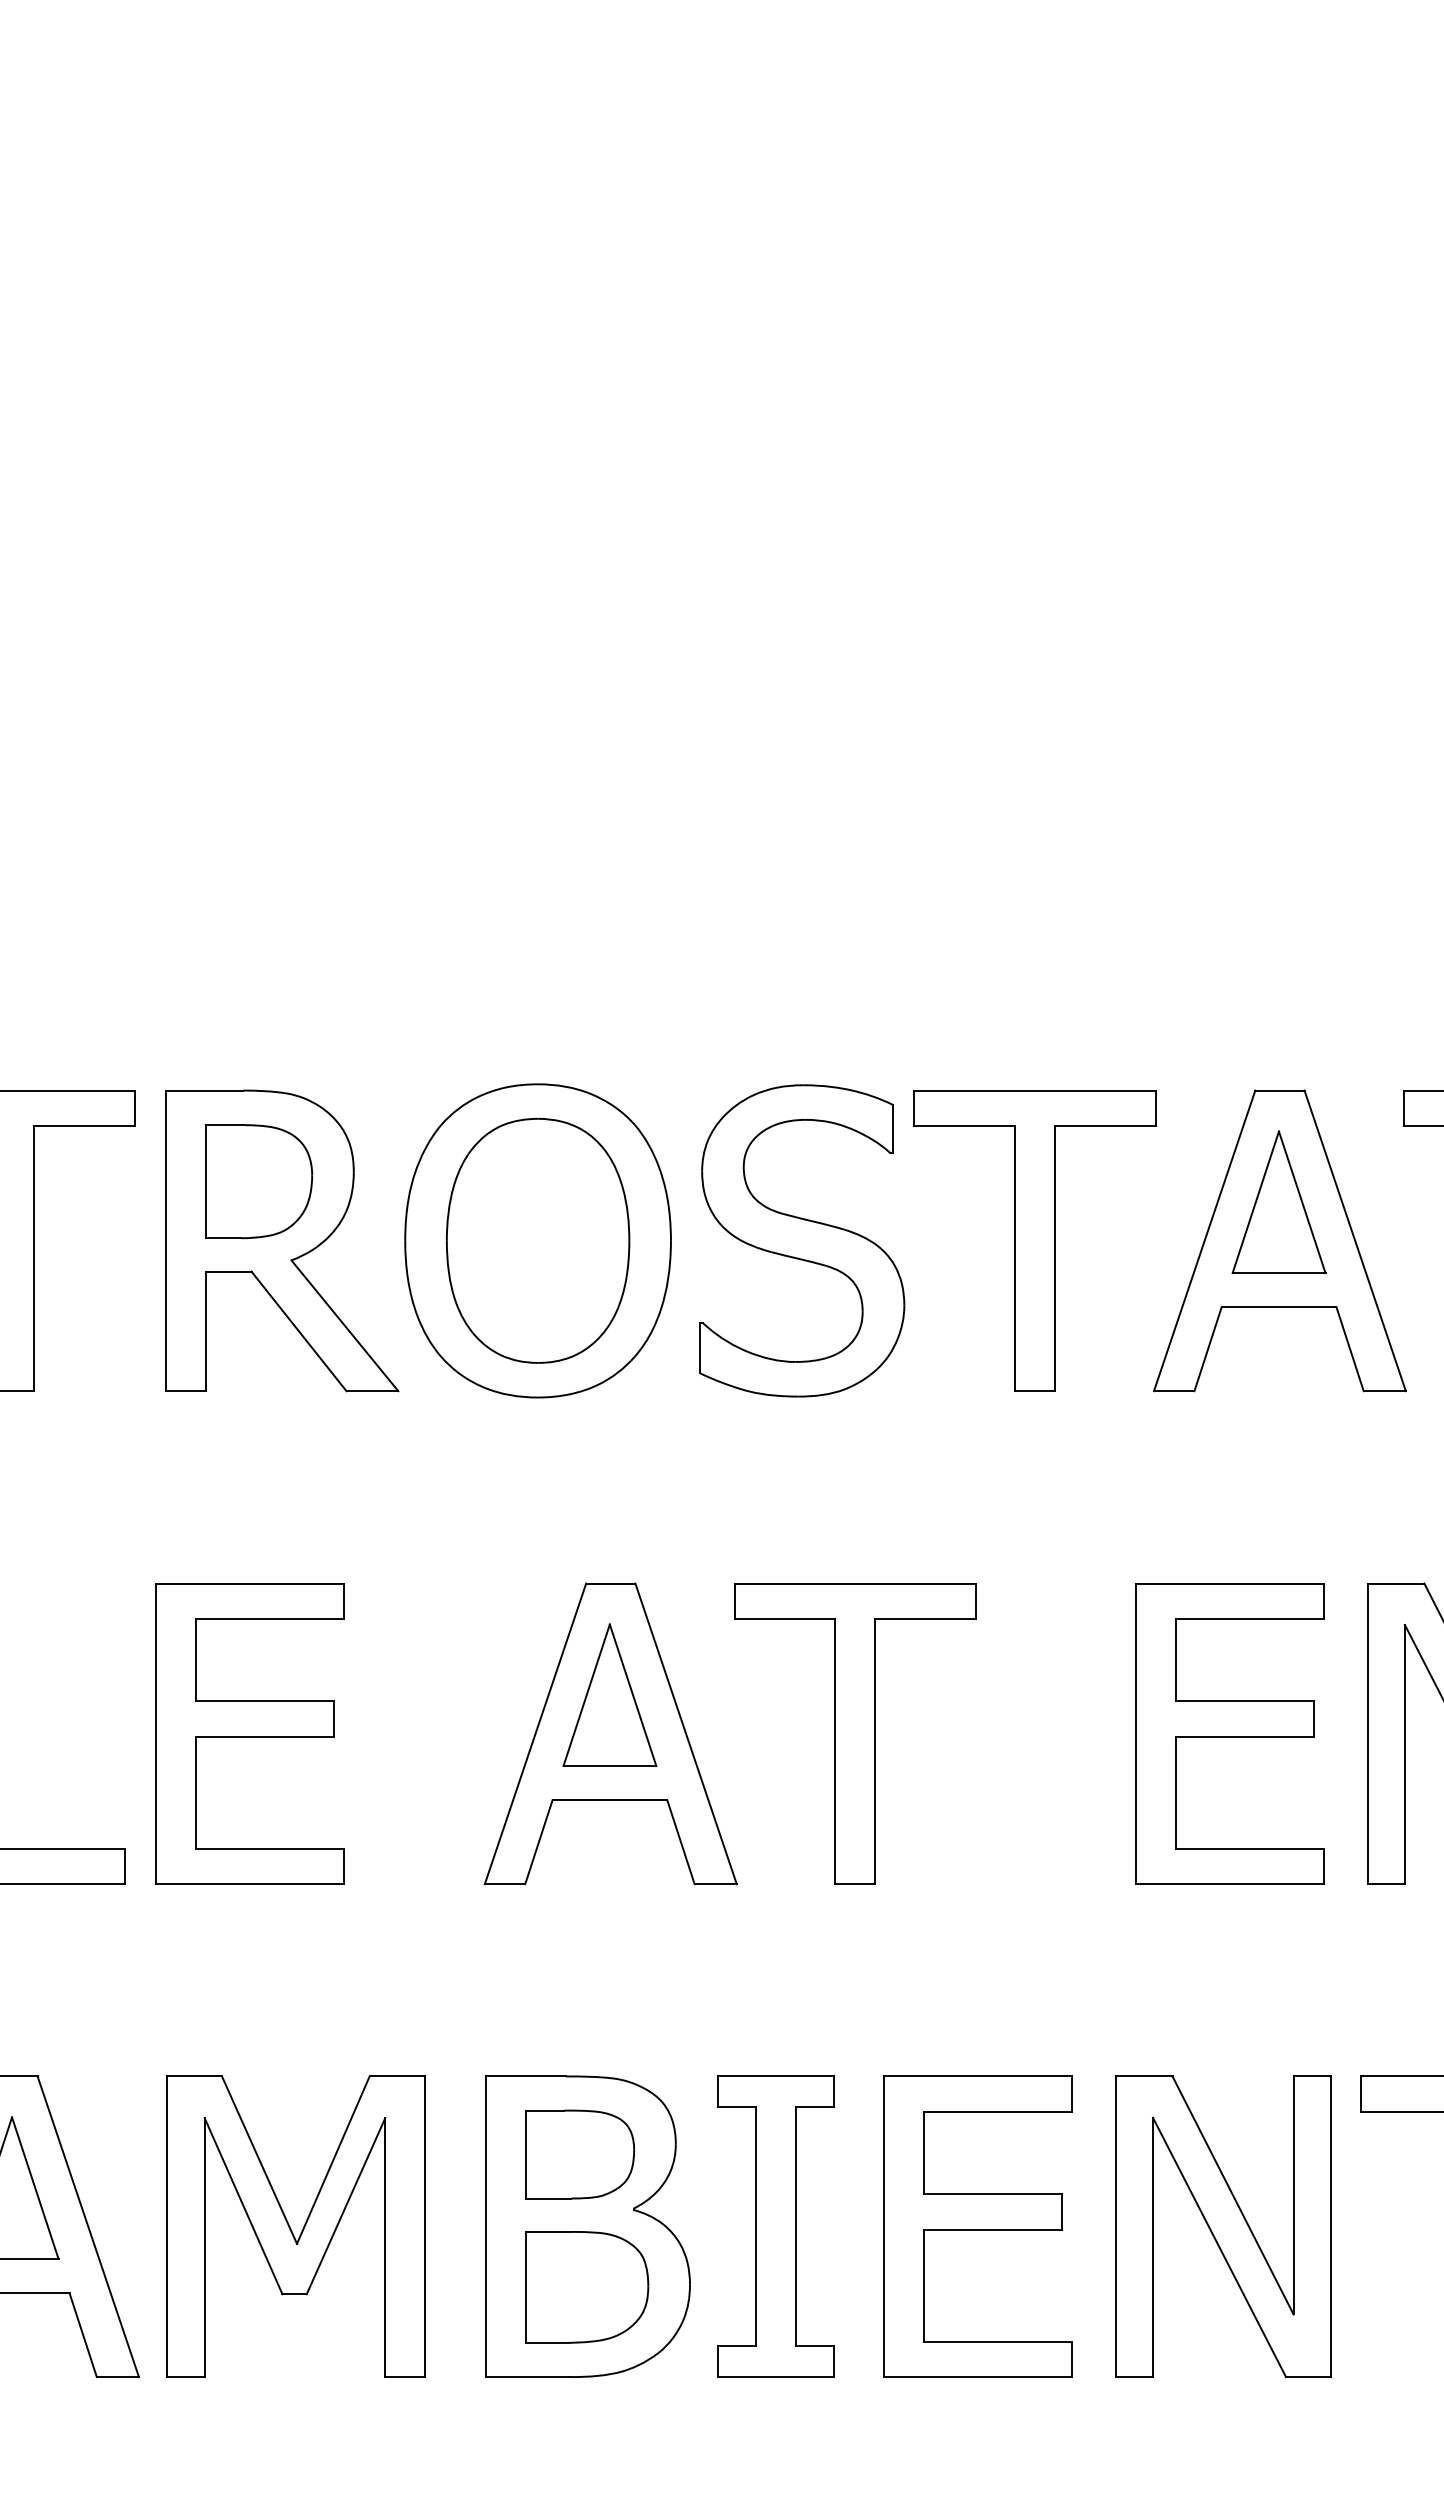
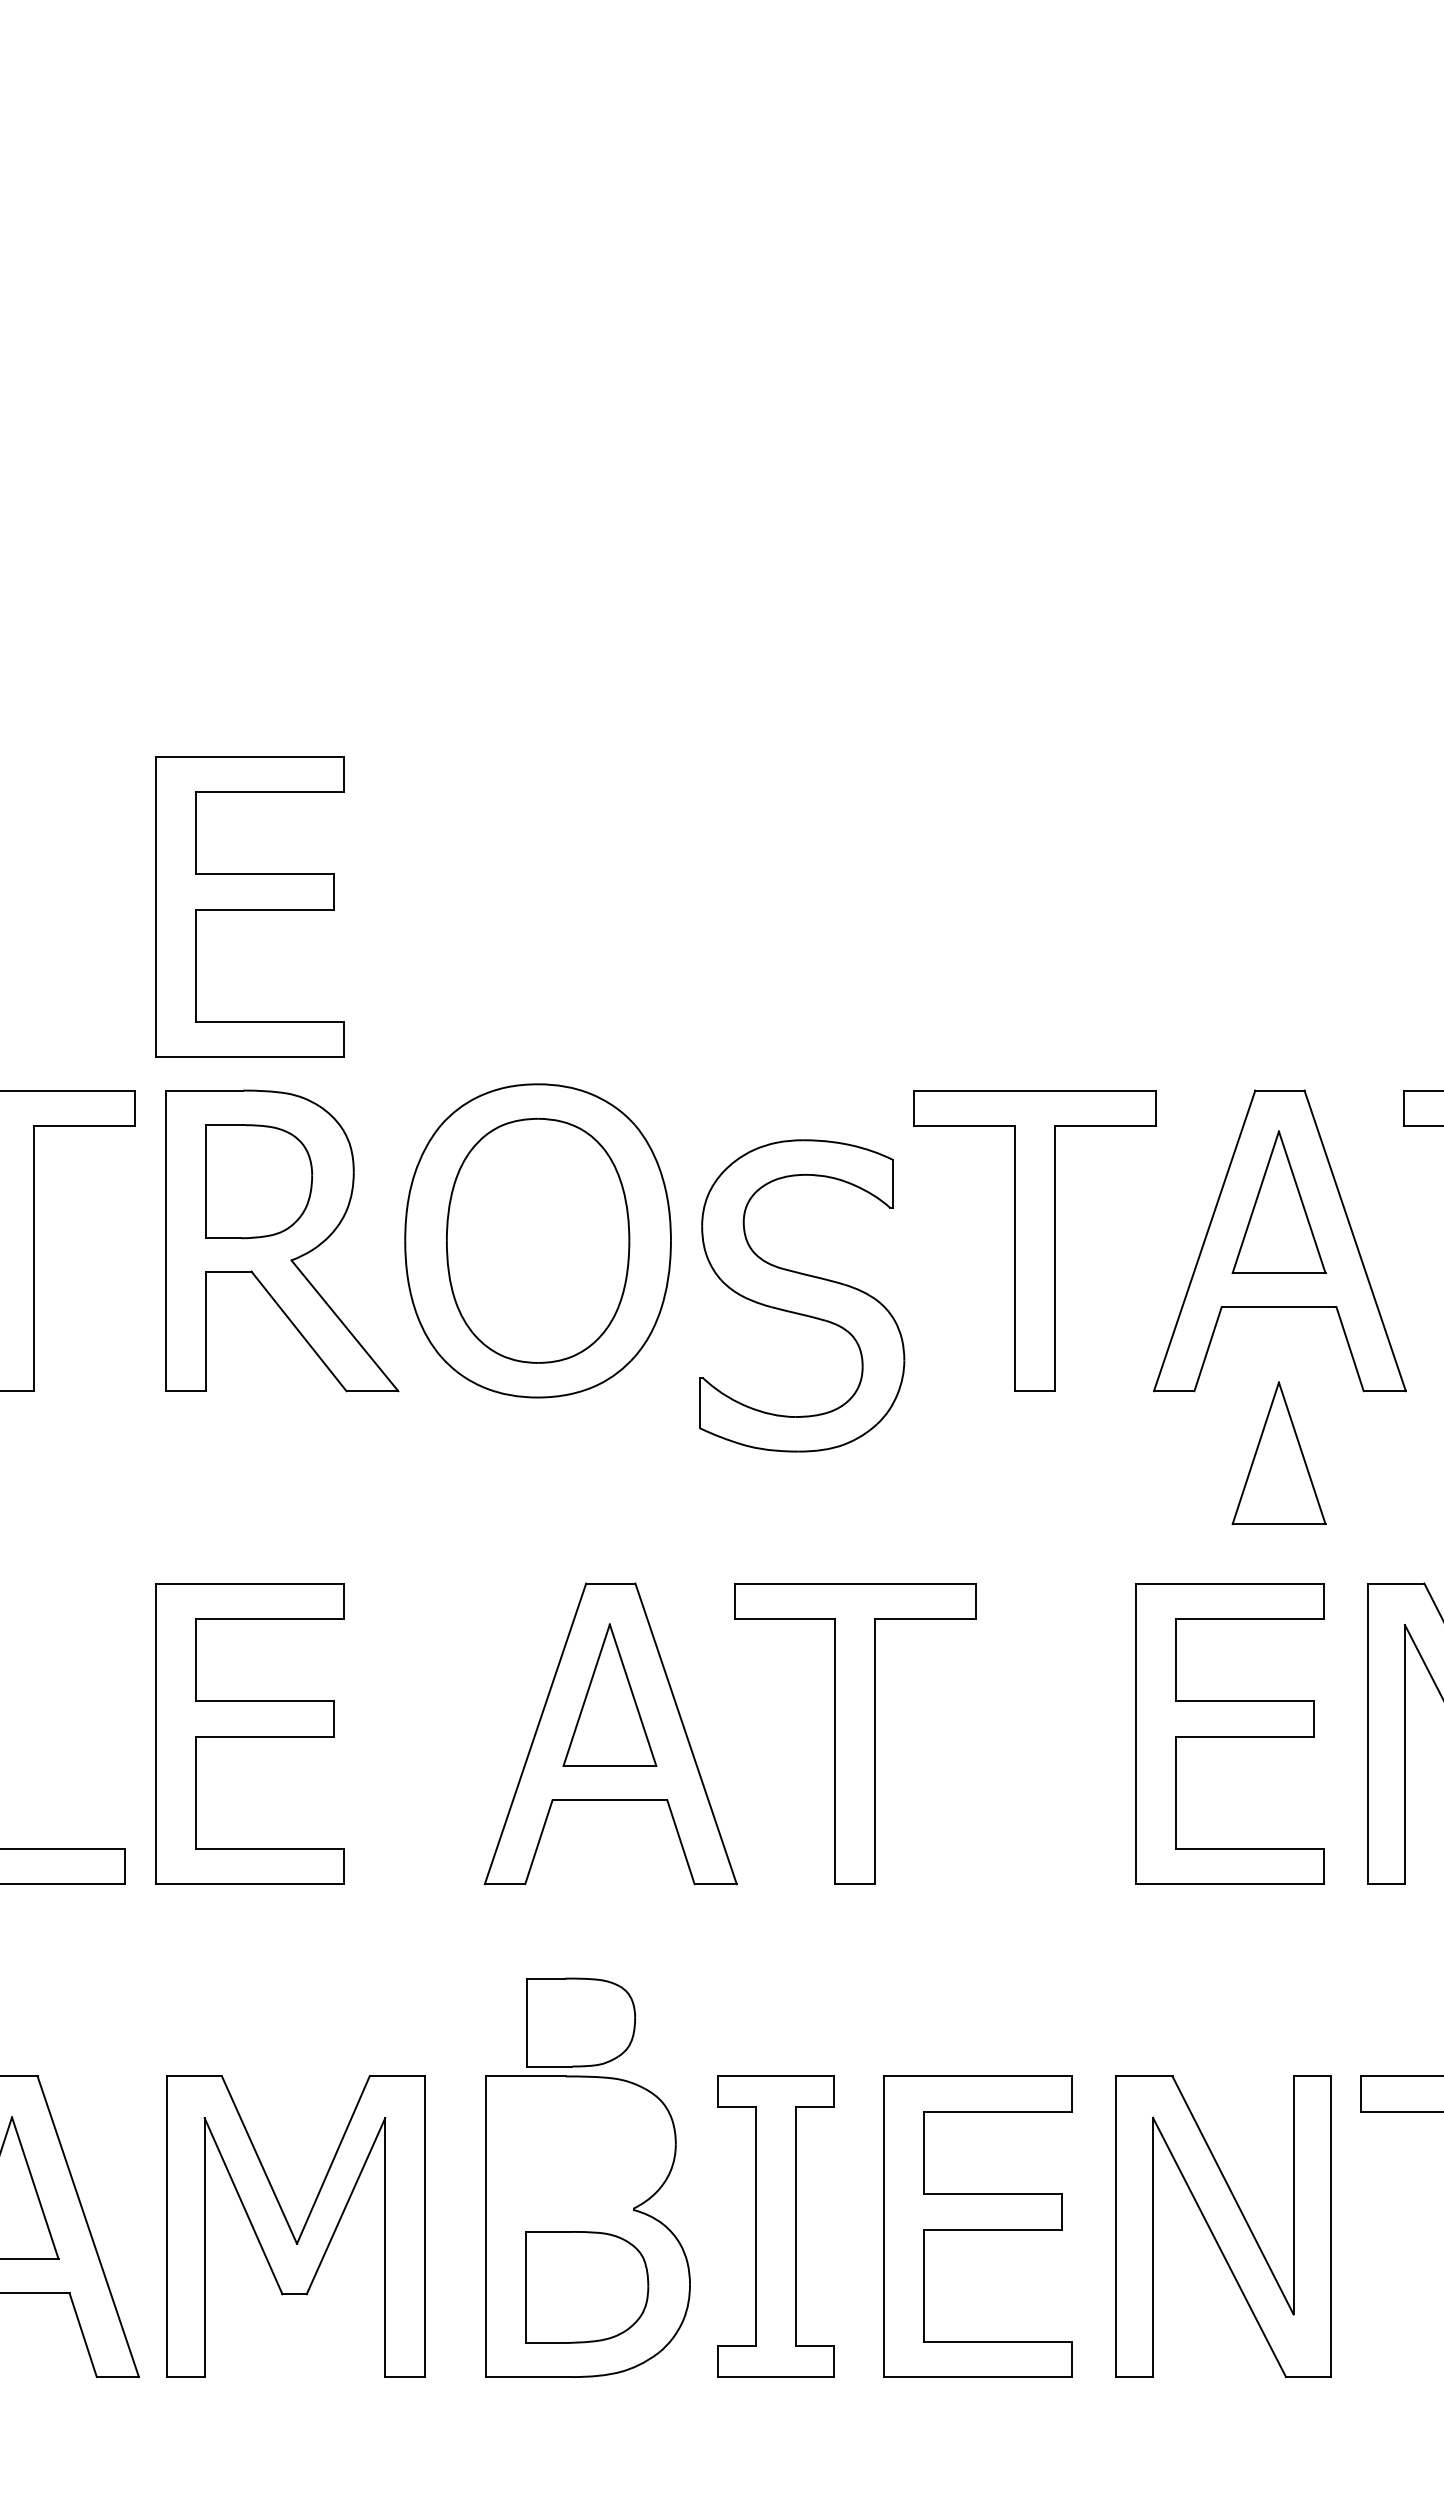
part: none -> present (249, 906)
part position: (802, 1240) -> (802, 1295) (802, 1295)
part: none -> present (1278, 1452)
part position: (579, 2154) -> (580, 2022) (580, 2022)
